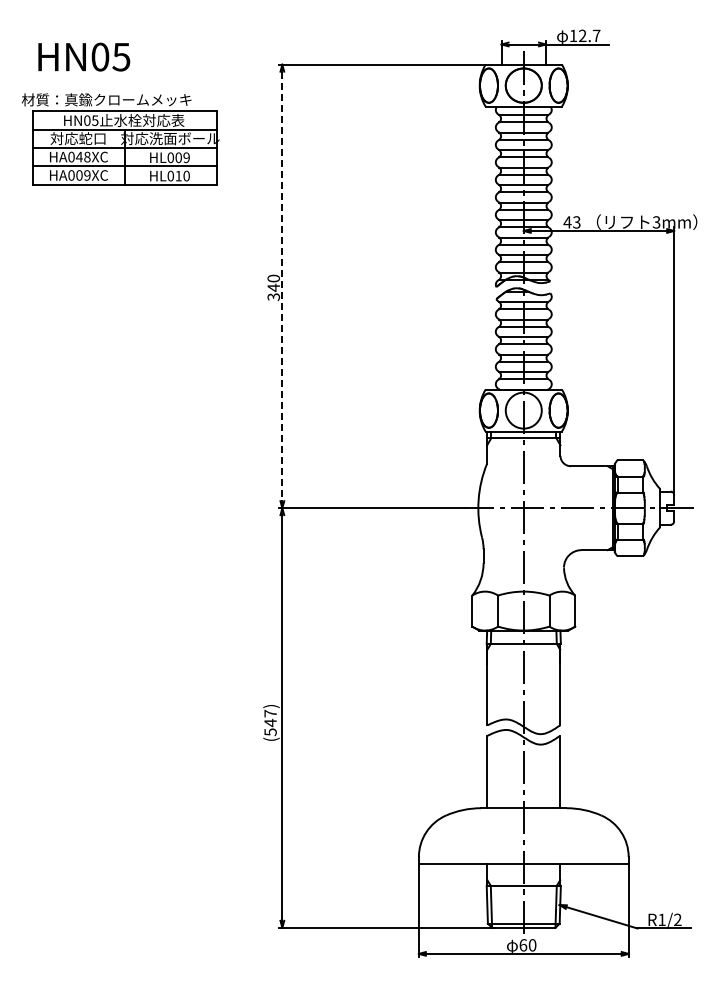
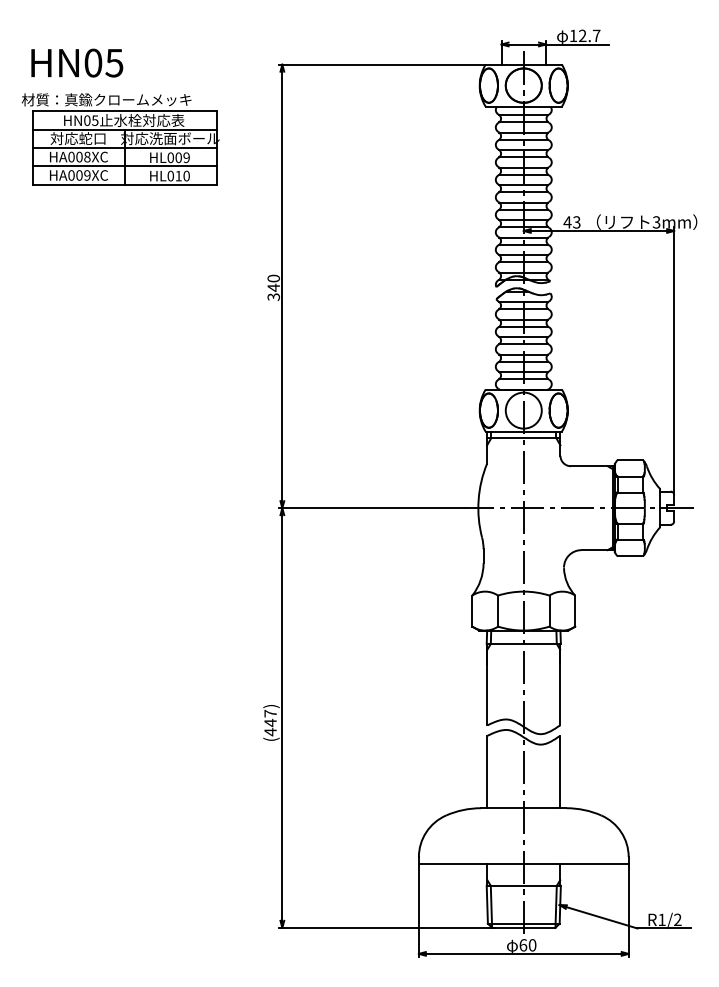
text position: (84, 56) -> (77, 62) (77, 62)
text: HA048XC -> HA008XC (79, 156)
line: dashed -> solid (282, 286)
text: (547) -> (447) (270, 732)
